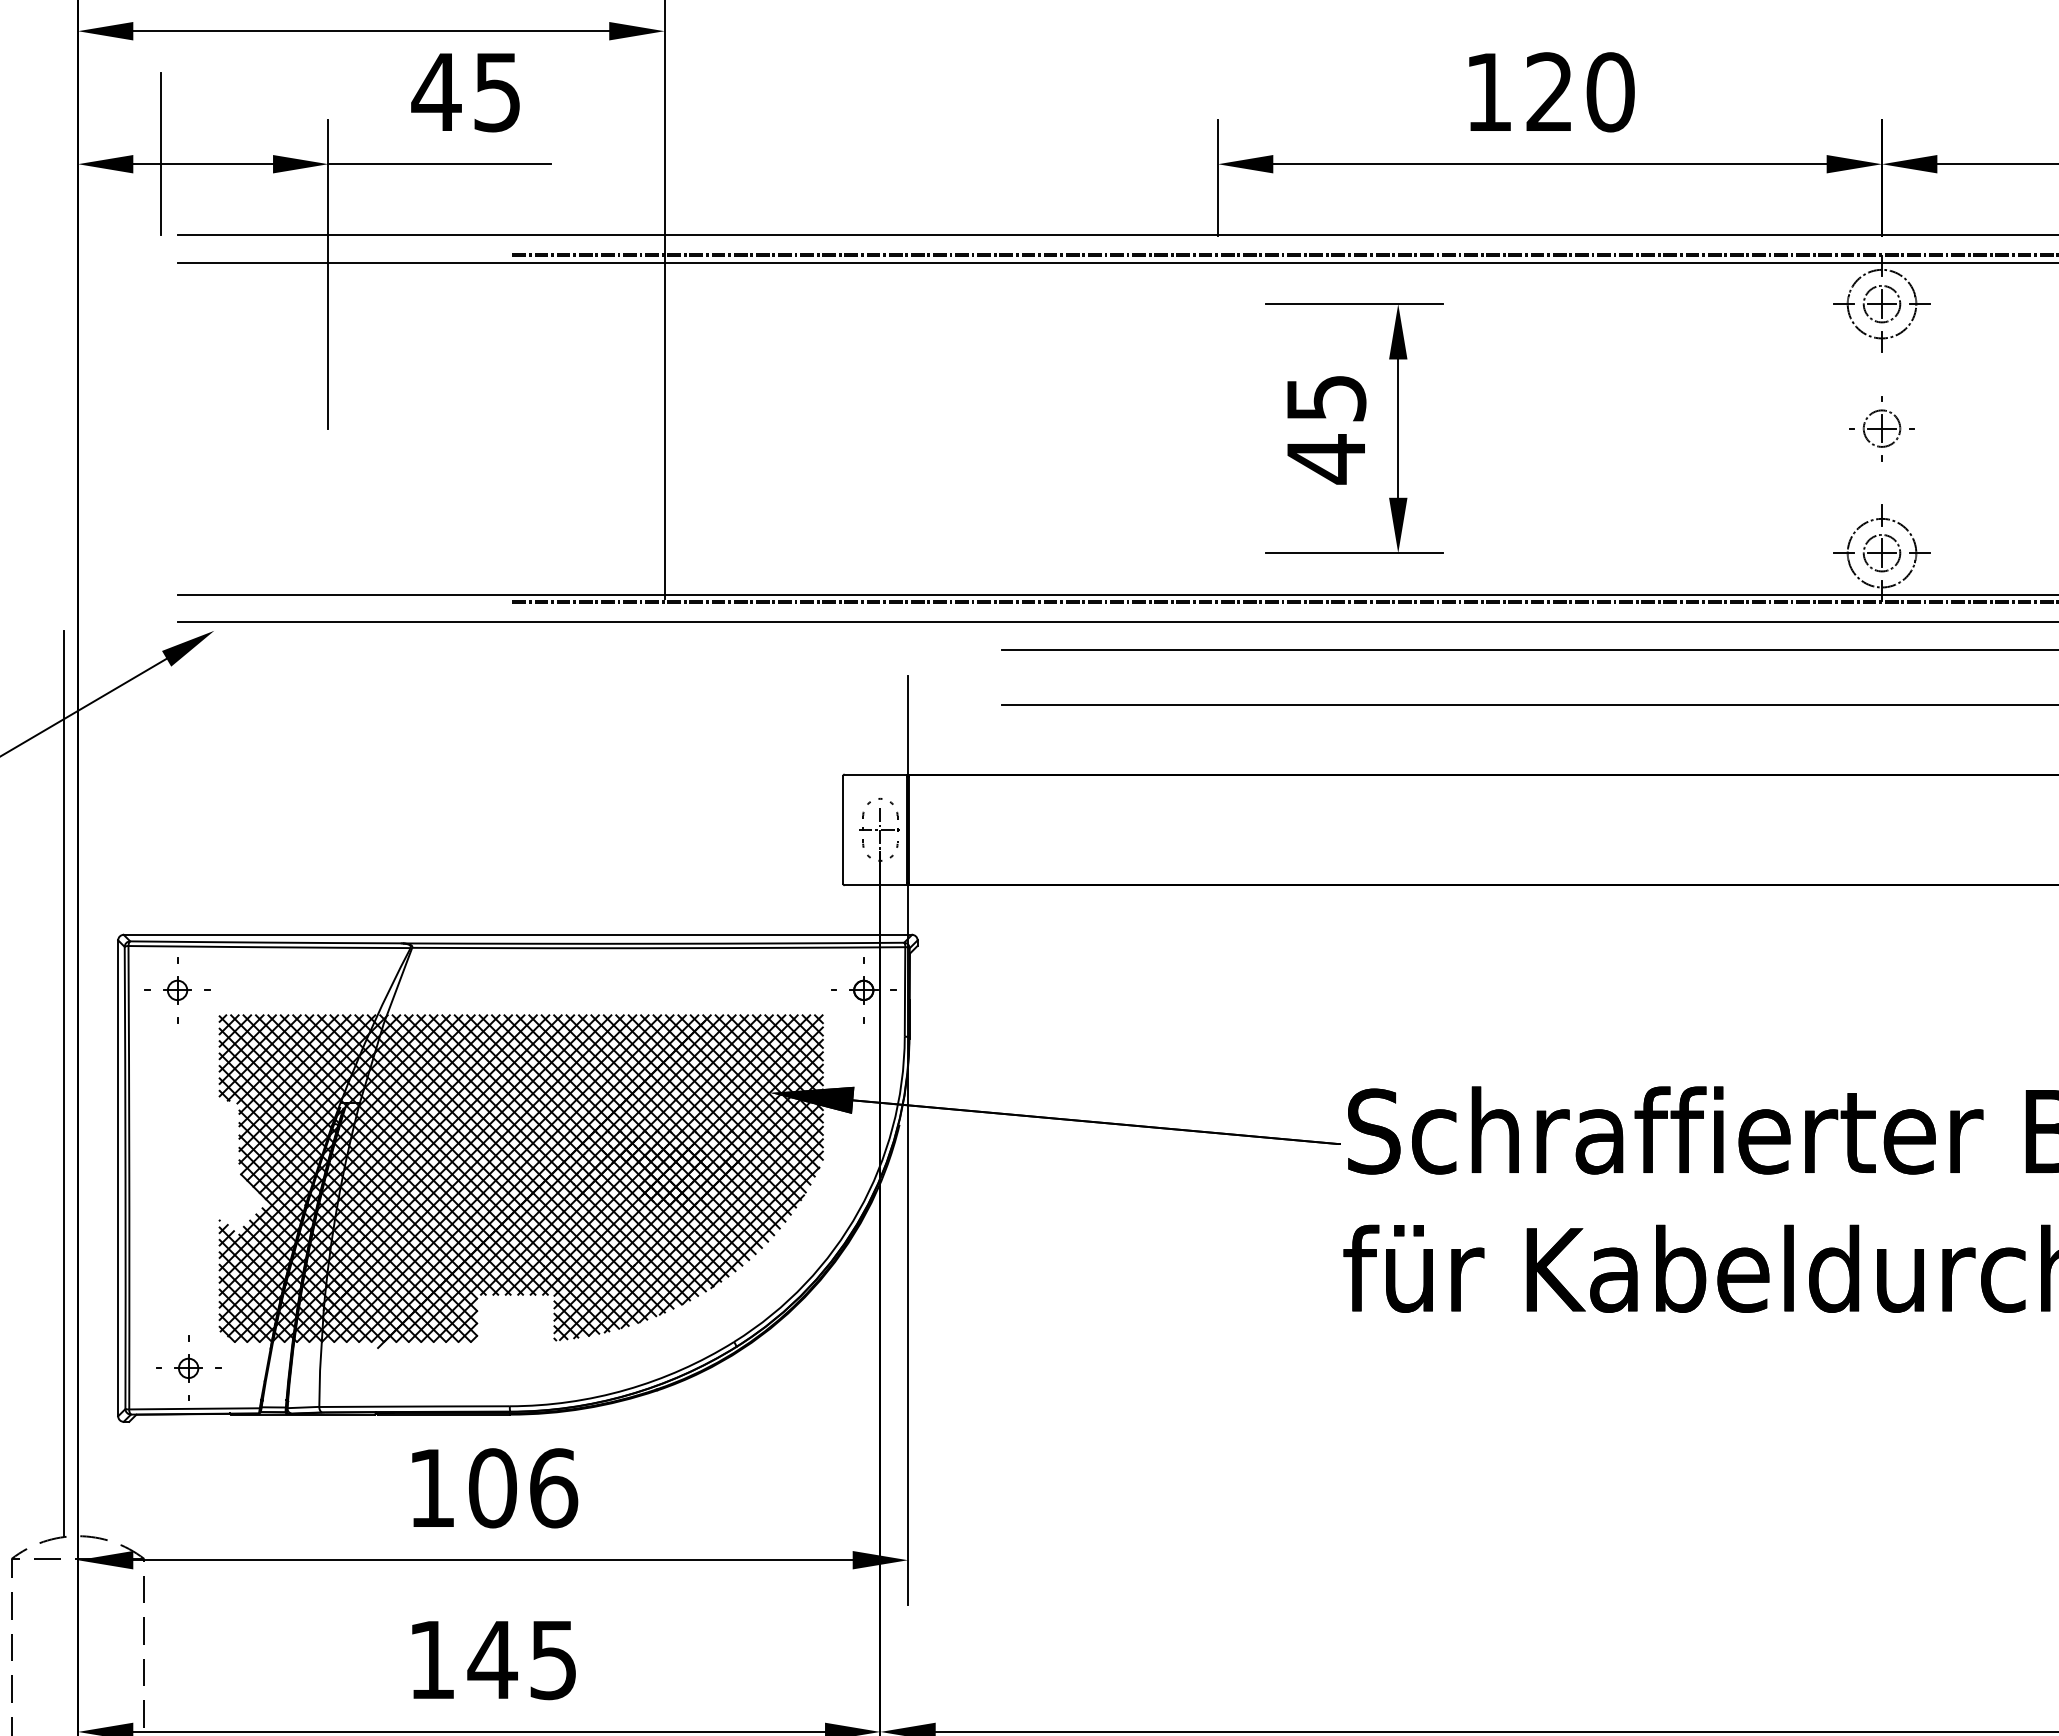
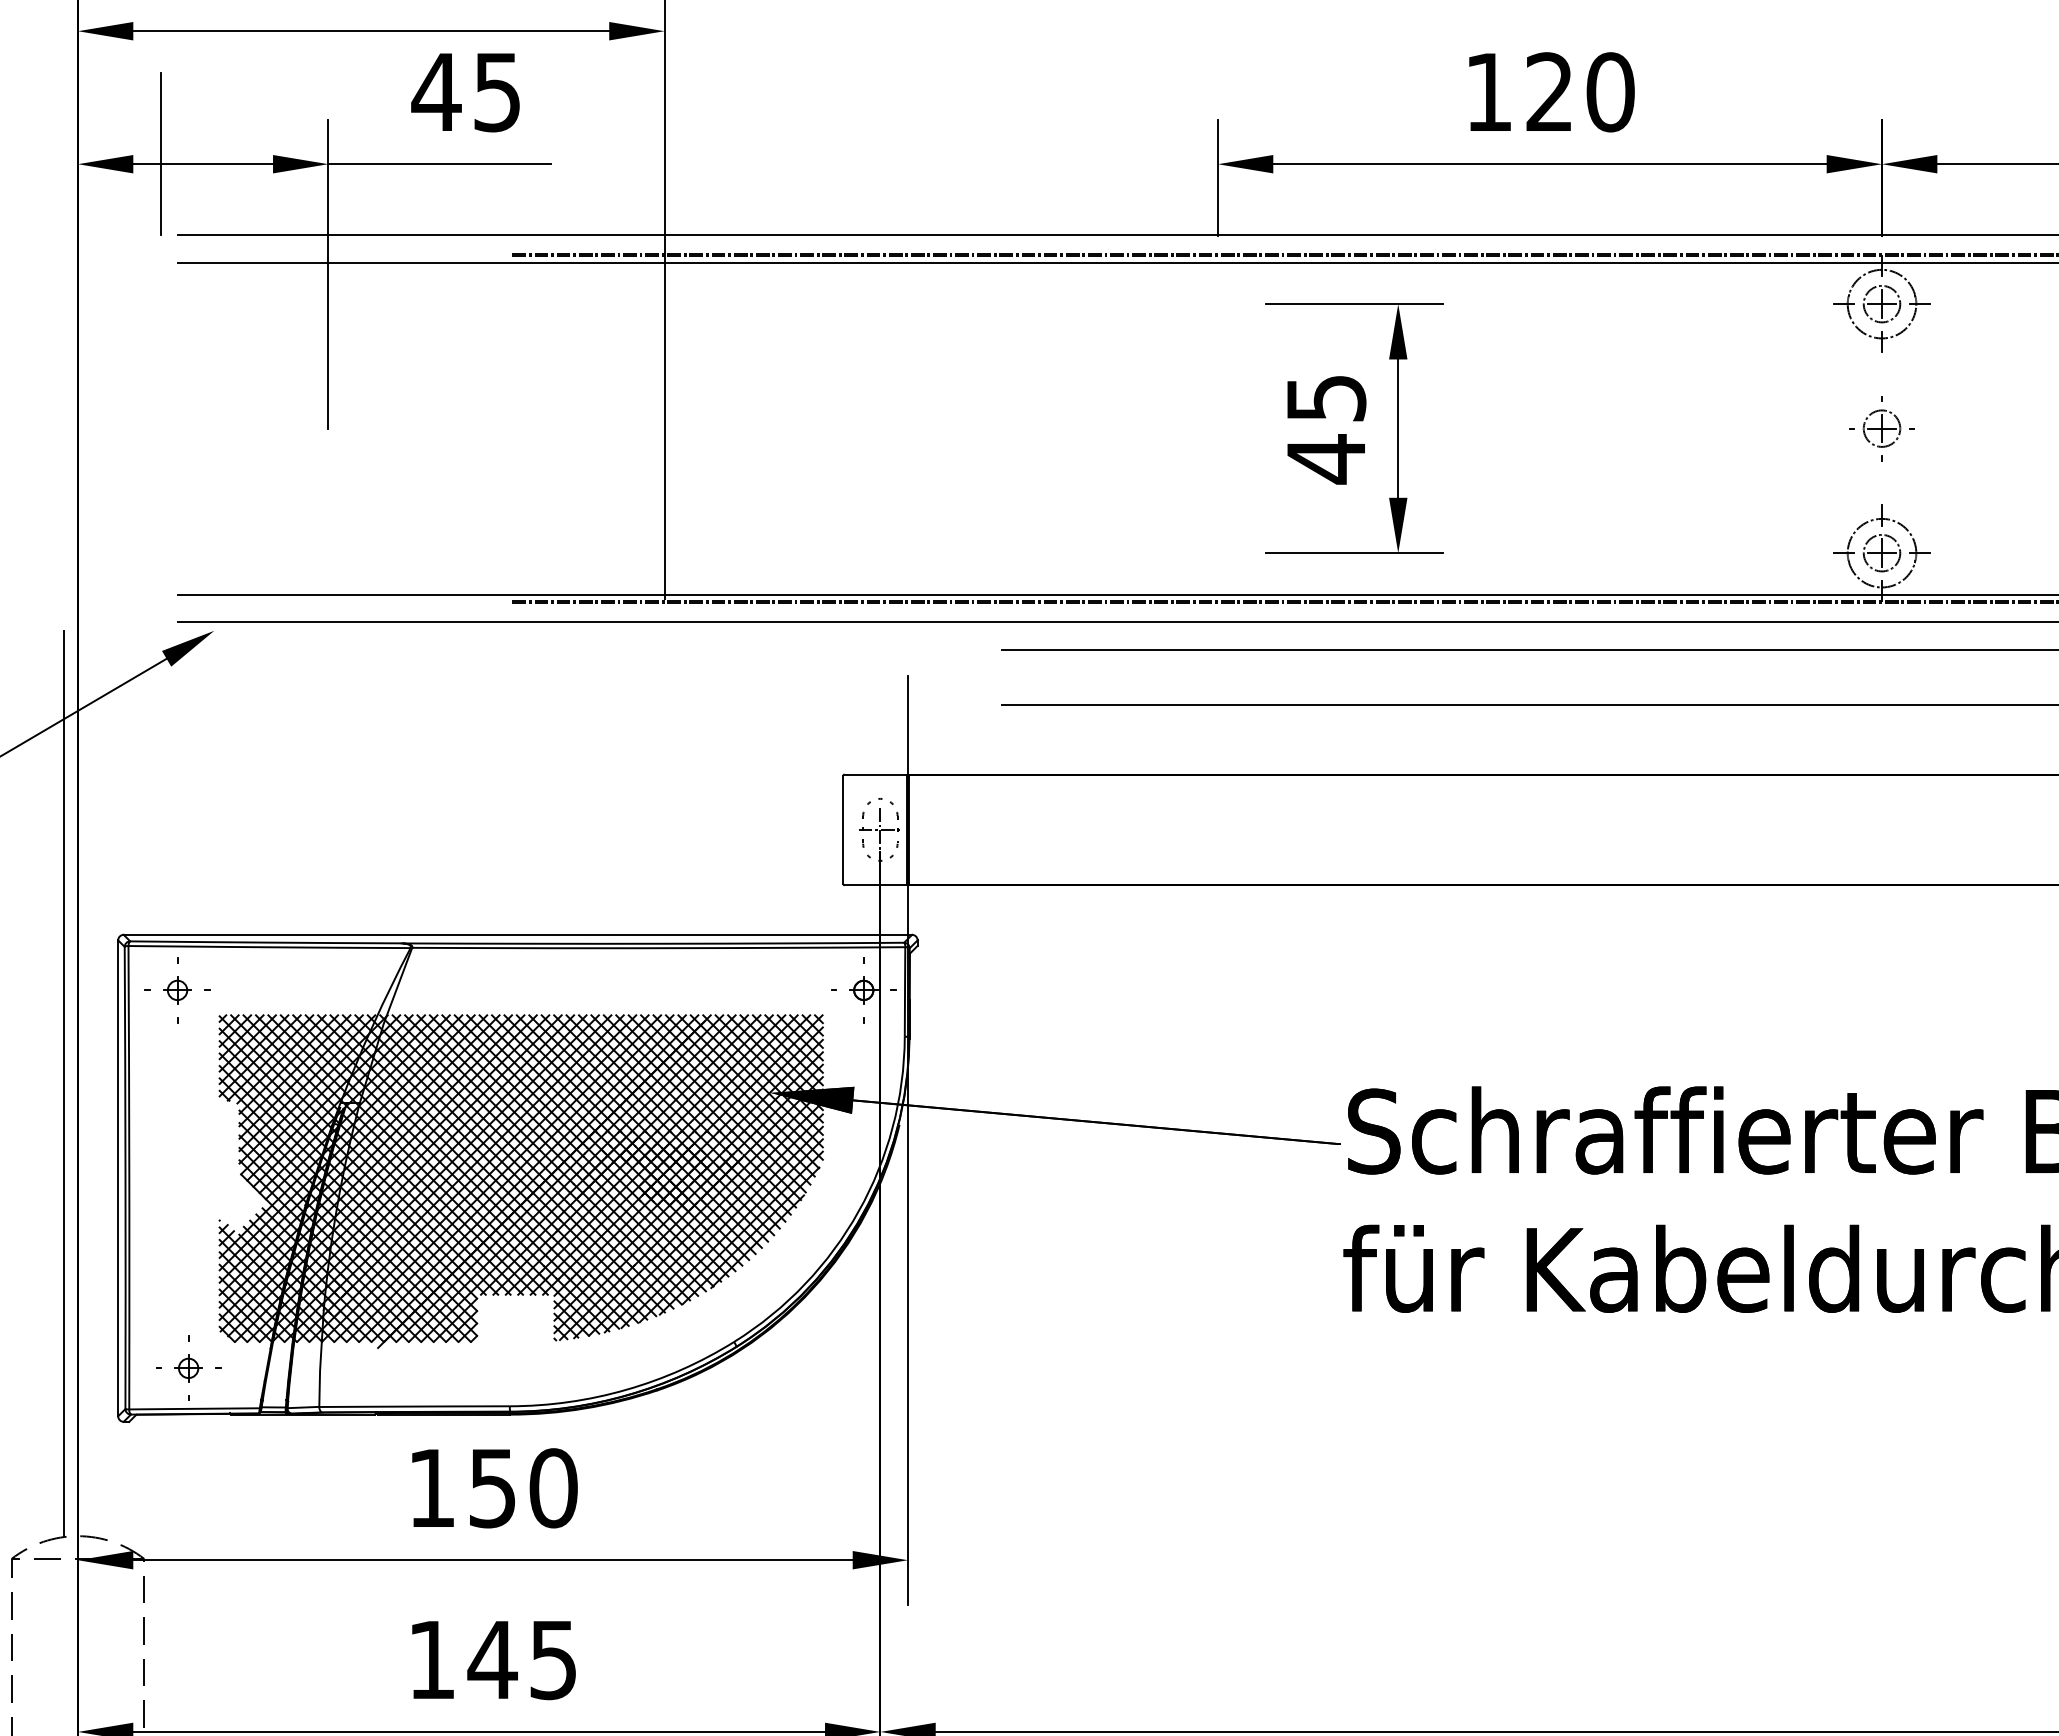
text: 106 -> 150 (523, 1488)
